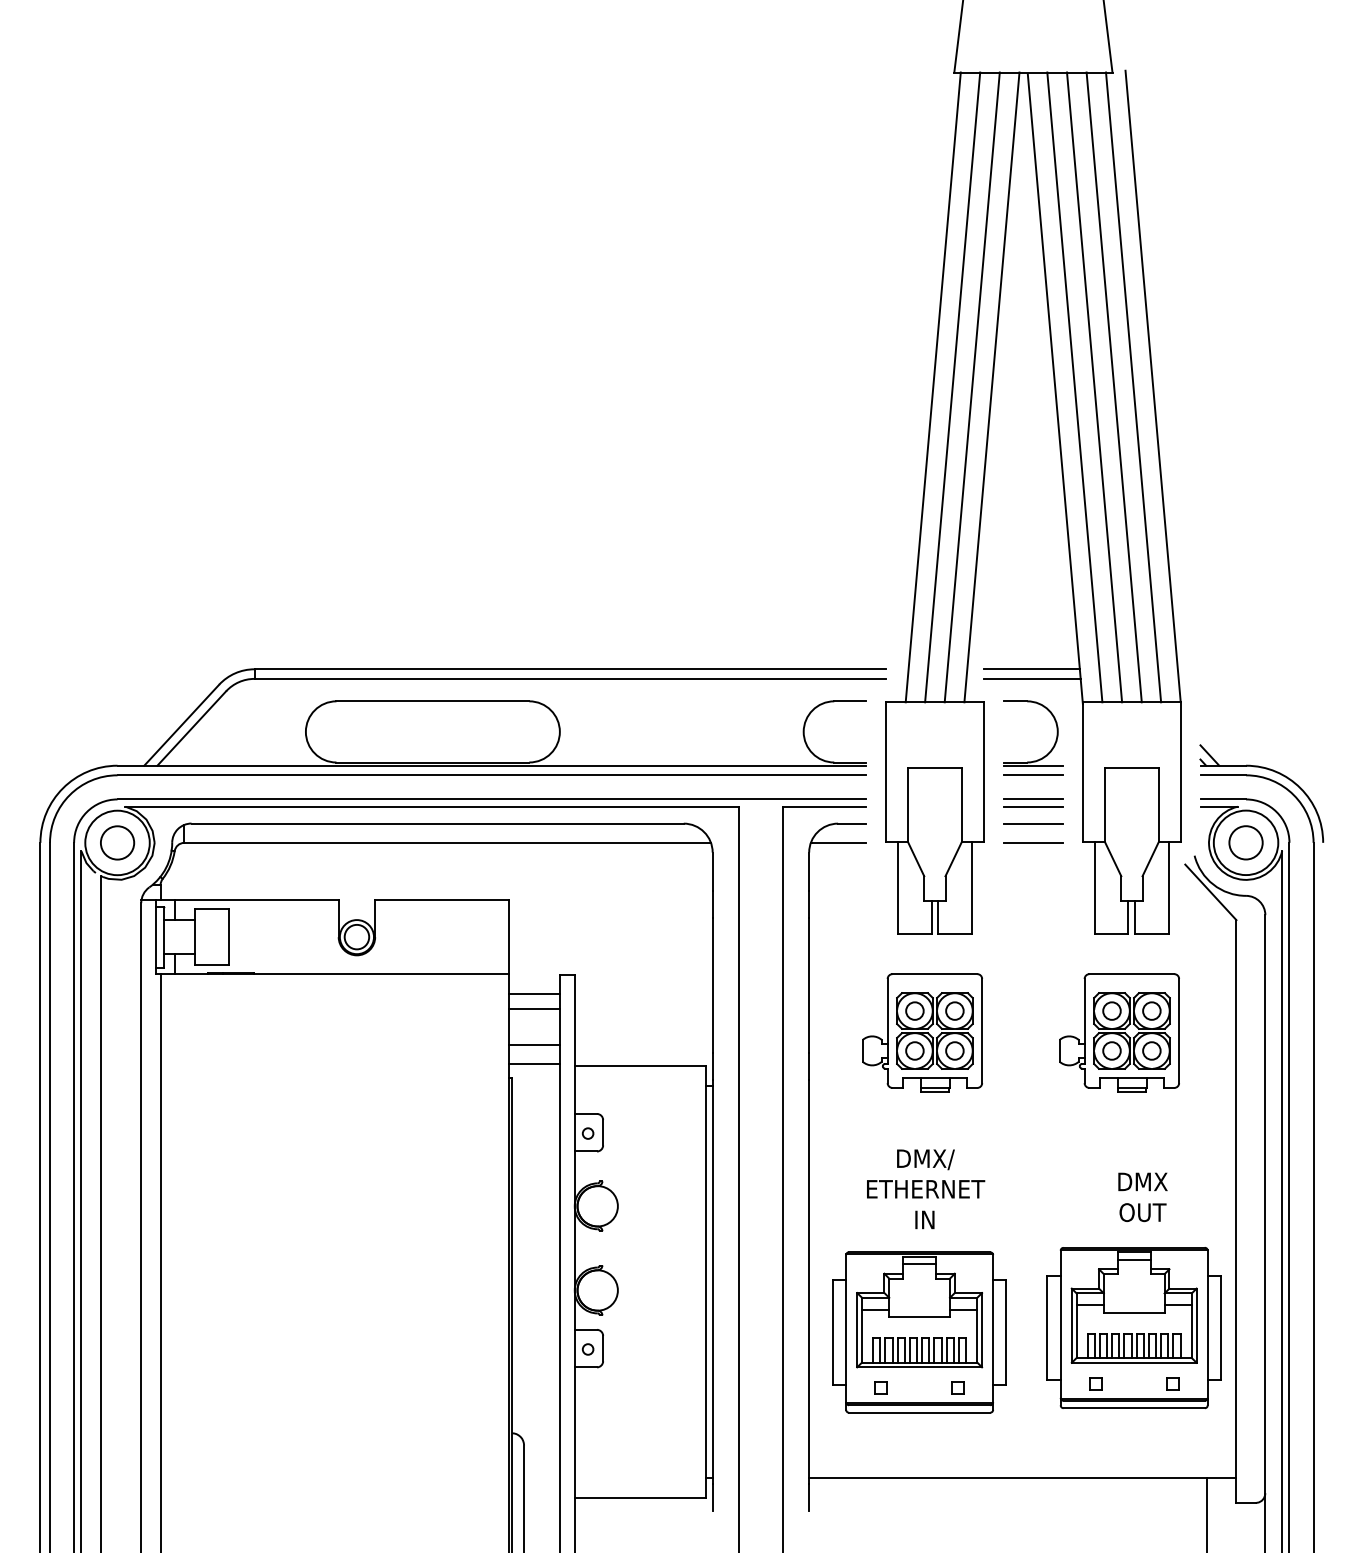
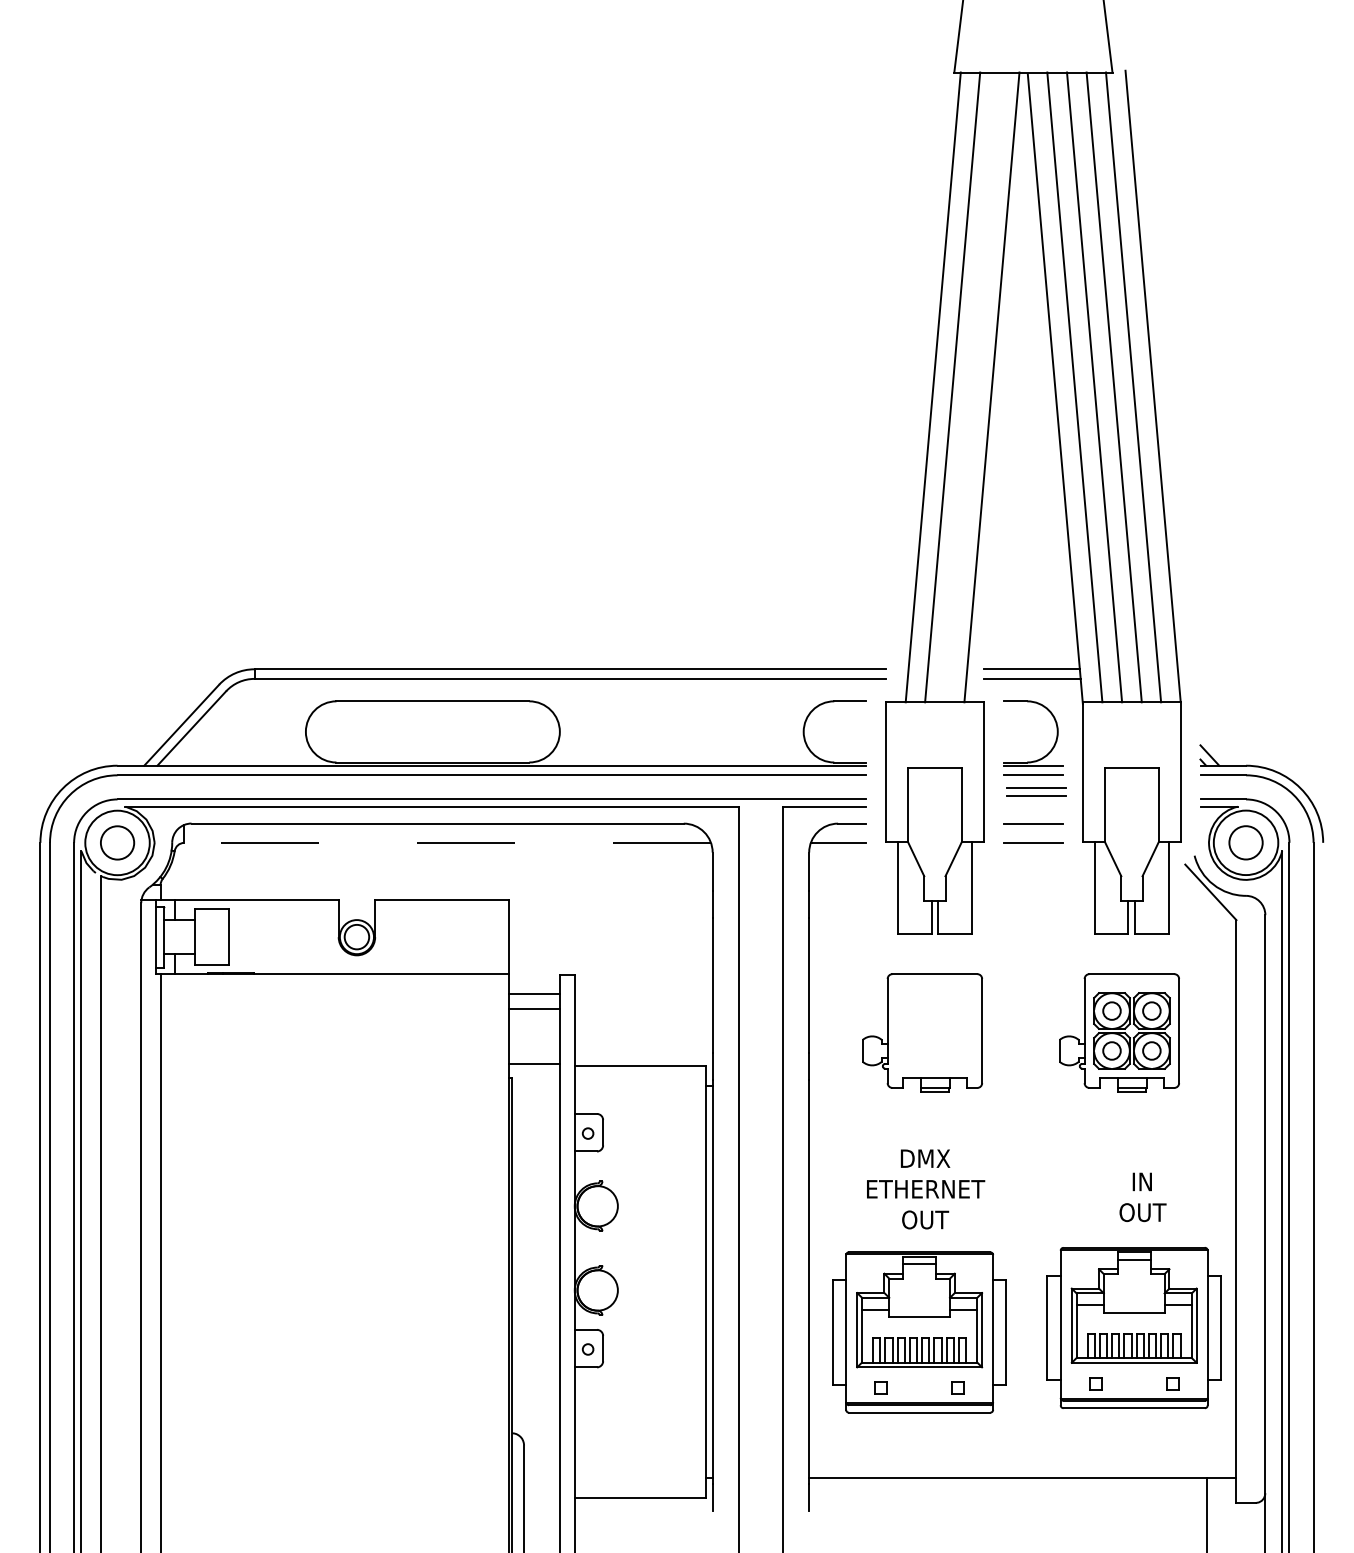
line: present -> none (971, 387)
part position: (1033, 802) -> (1036, 791) (1036, 791)
line: solid -> dashed (447, 842)
part: present -> none (934, 1030)
line: present -> none (533, 1044)
text: DMX/ -> DMX (925, 1159)
text: DMX -> IN (1142, 1181)
text: IN -> OUT (925, 1219)
